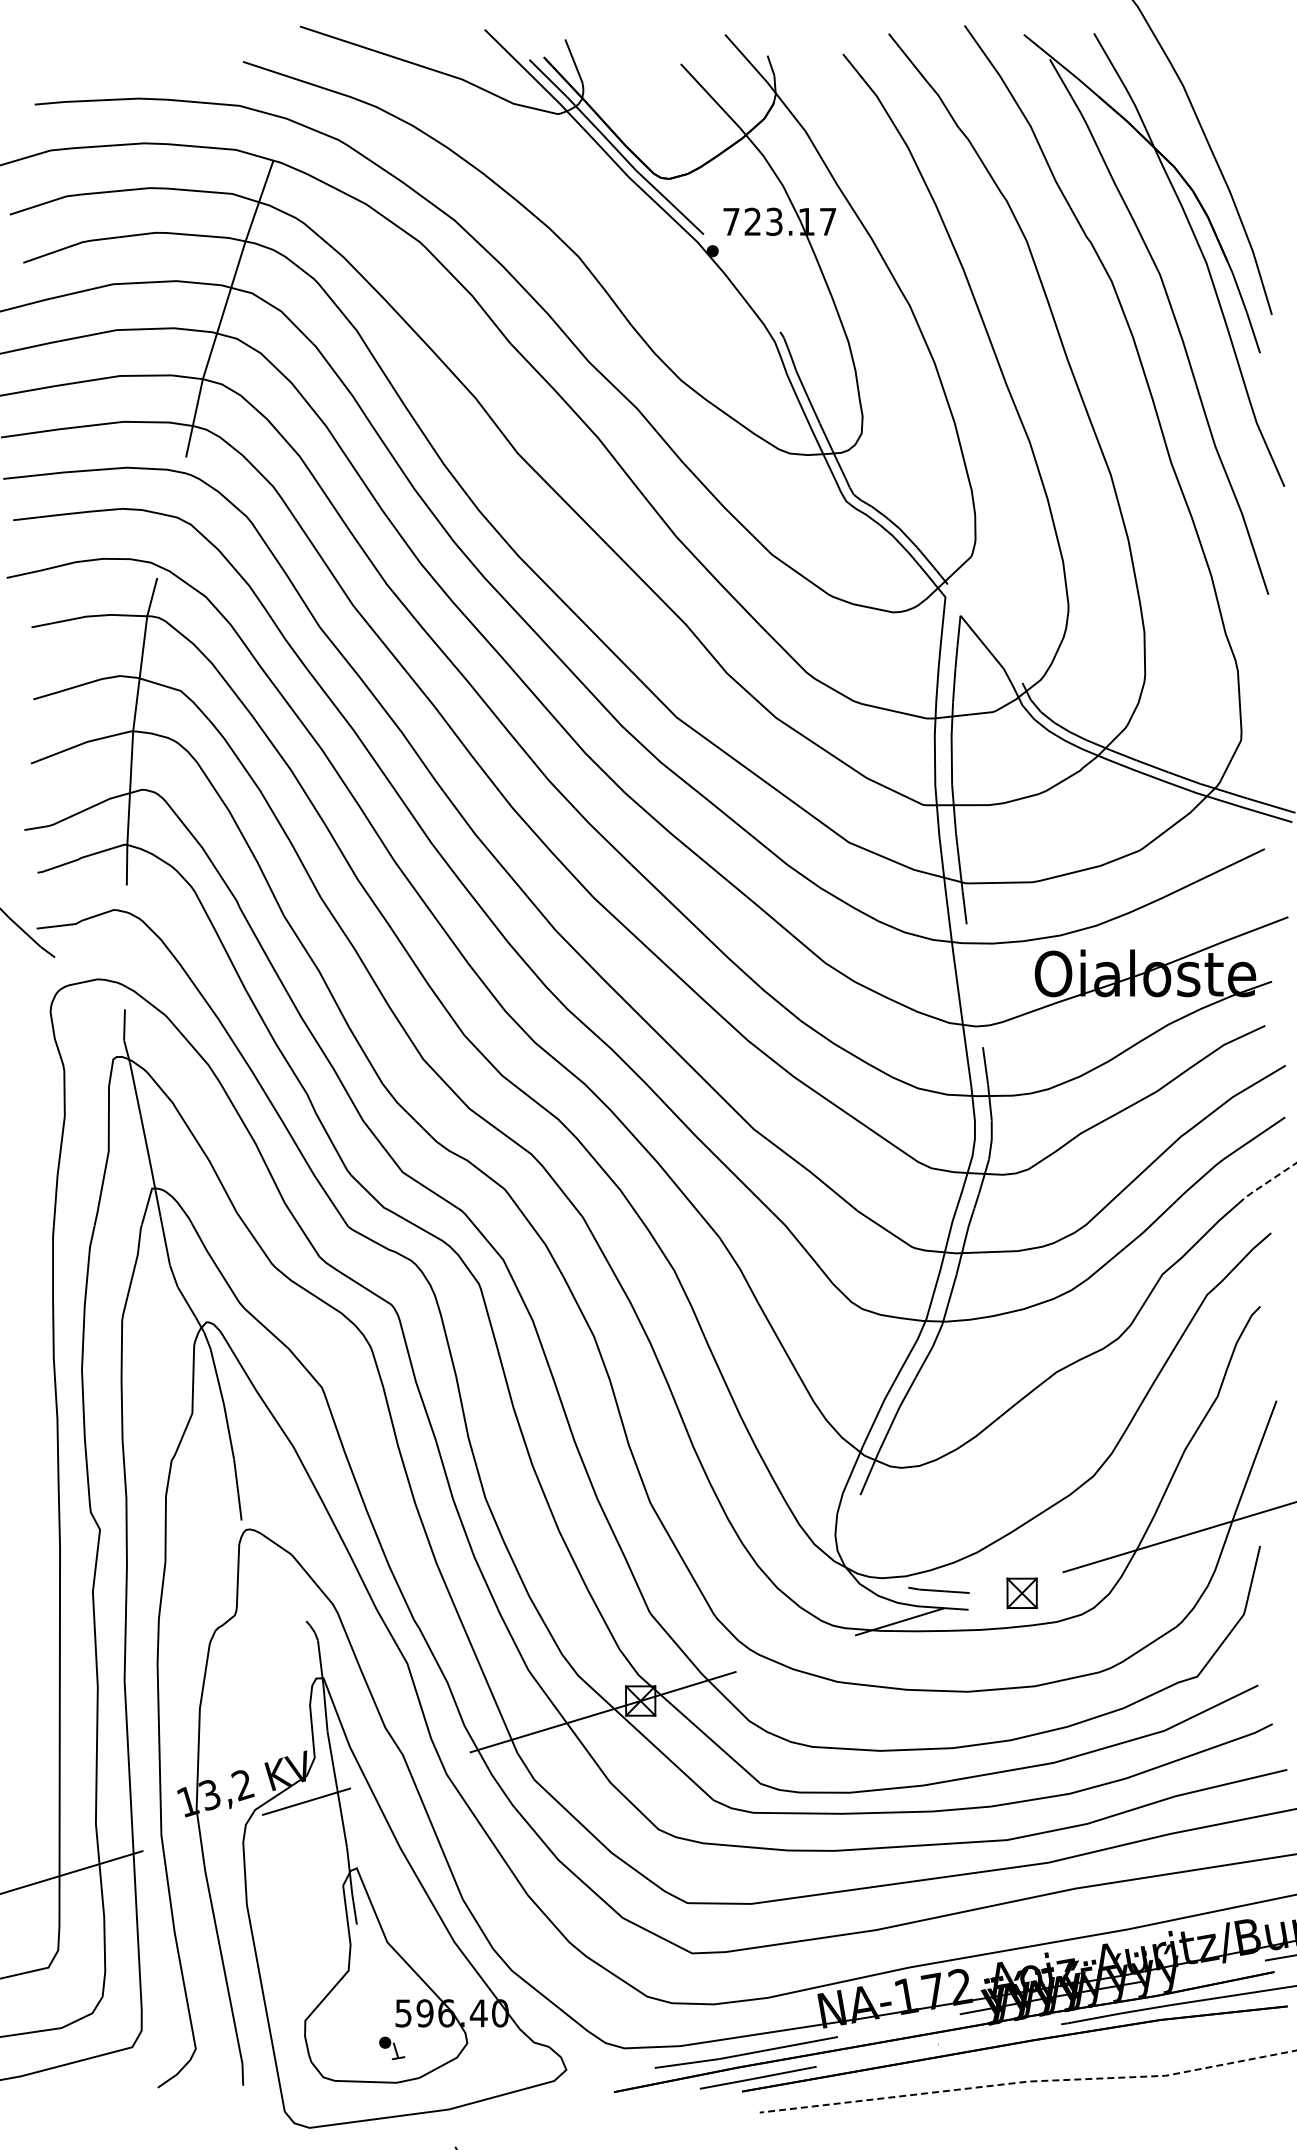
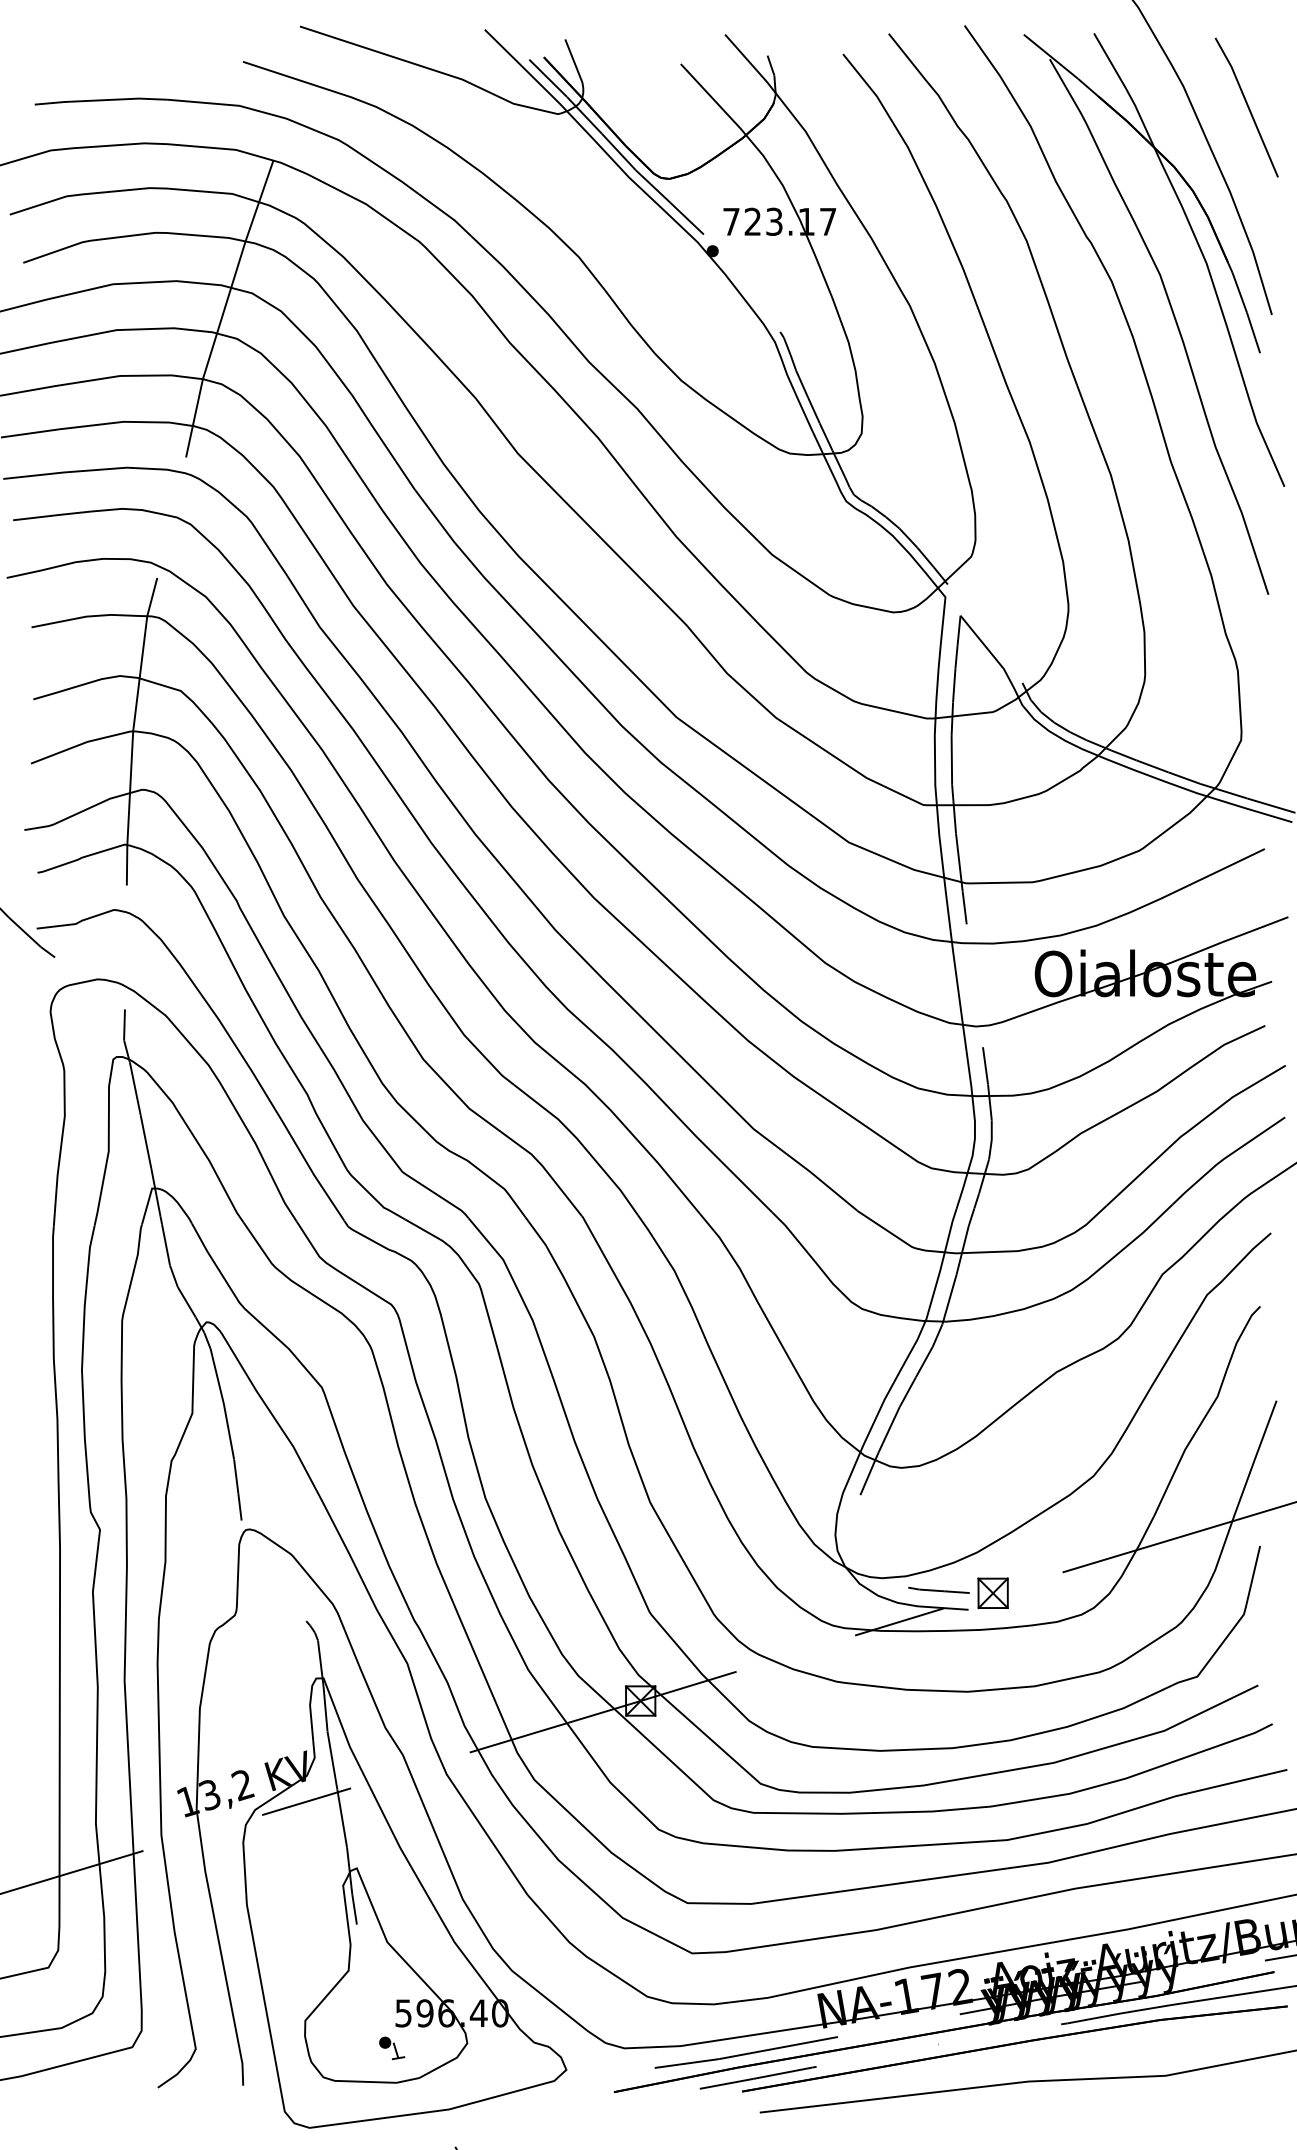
line: none -> present (1247, 107)
line: dashed -> solid (1266, 1183)
part position: (1021, 1593) -> (992, 1593) (992, 1593)
line: dashed -> solid (1028, 2081)
